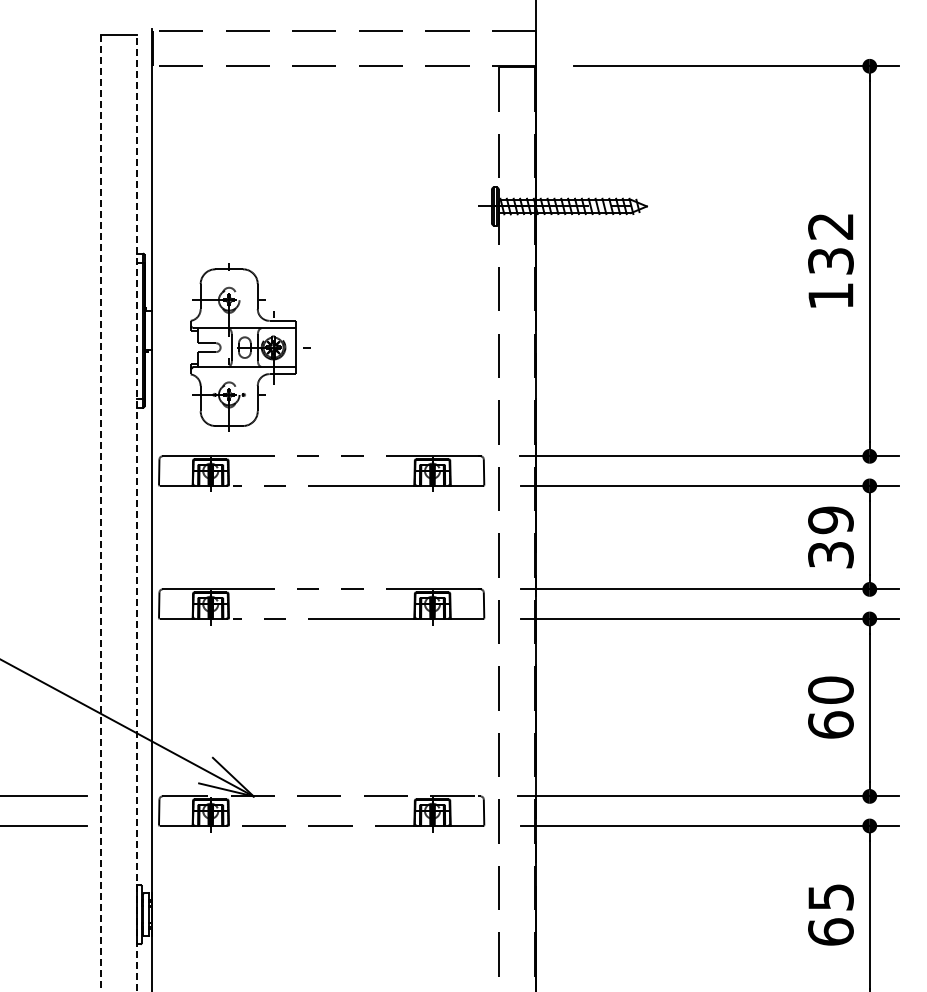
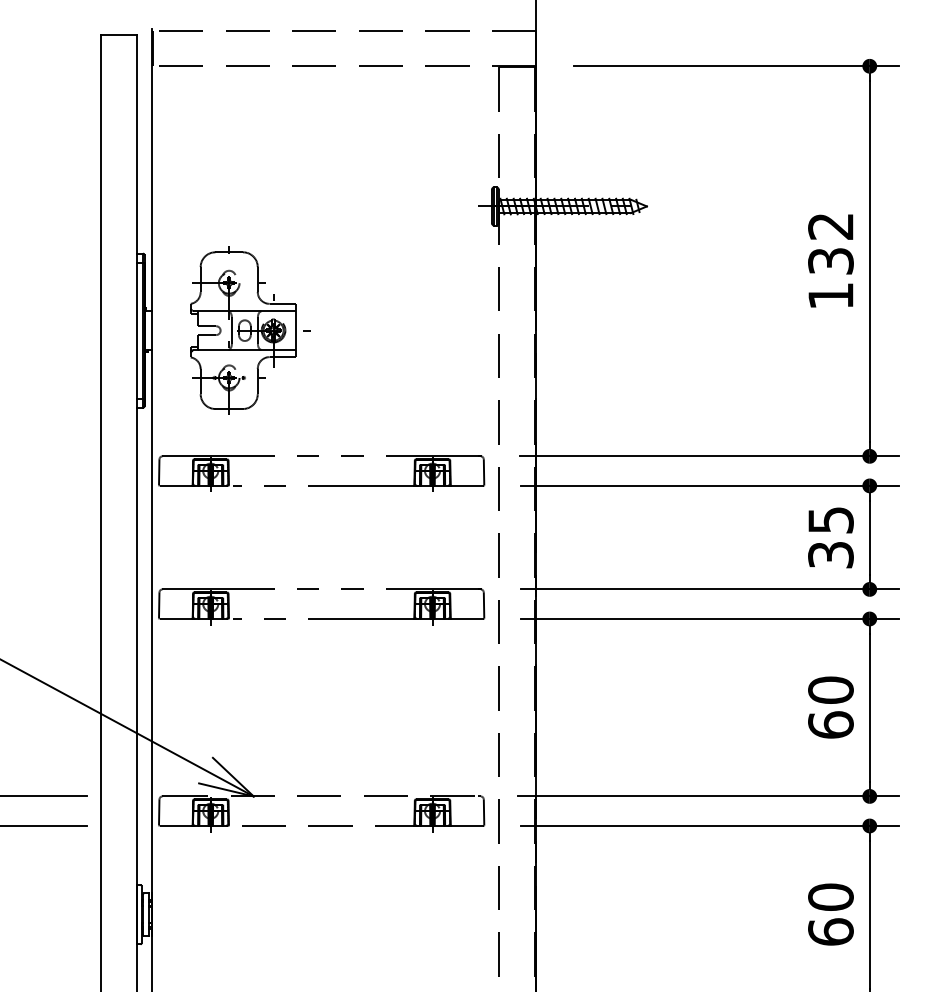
part position: (250, 347) -> (250, 330) (250, 330)
line: dashed -> solid (136, 512)
line: dashed -> solid (101, 513)
text: 39 -> 35 (830, 520)
text: 65 -> 60 (830, 896)
